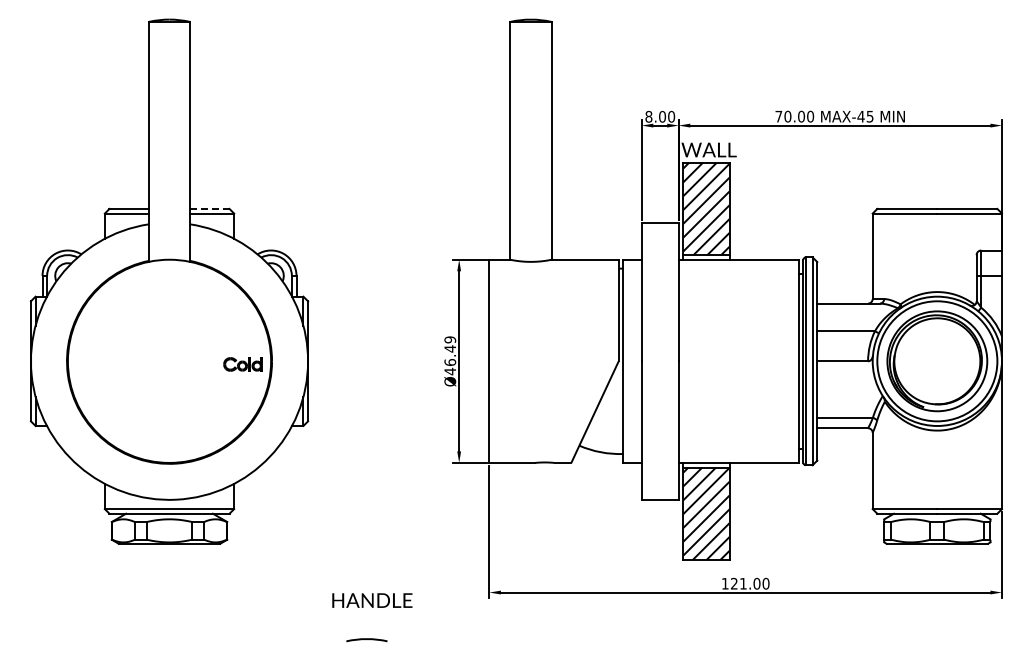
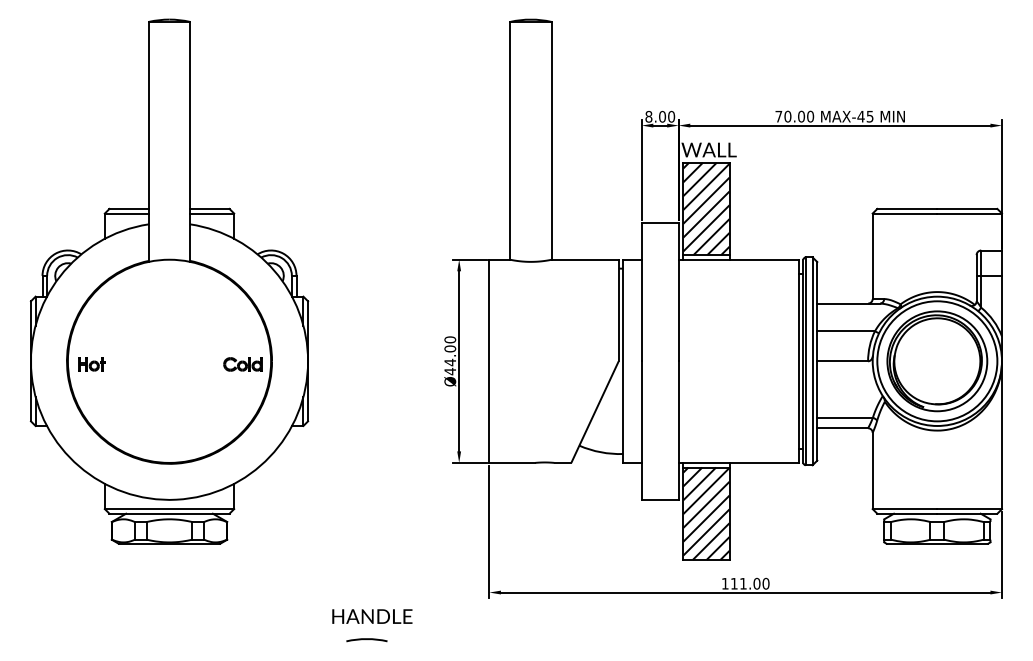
line: dashed -> solid (209, 208)
text: Ø46.49 -> Ø44.00 (450, 351)
part: none -> present (91, 364)
text: 121.00 -> 111.00 (734, 583)
text position: (372, 600) -> (372, 616) (372, 616)
